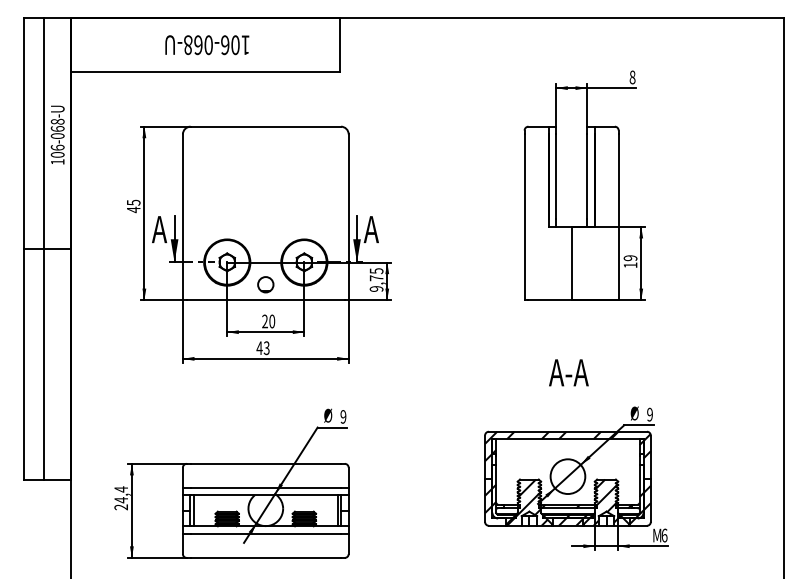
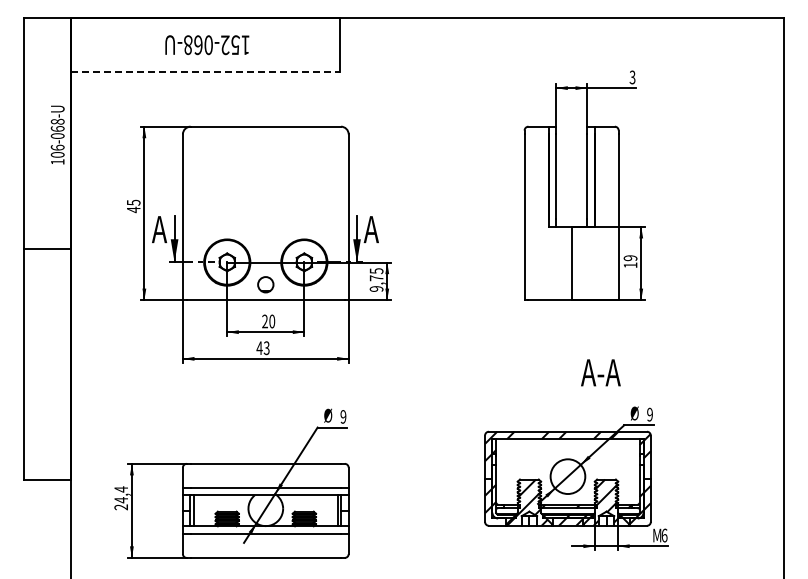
text: 106-068-U -> 152-068-U (230, 45)
line: solid -> dashed (205, 71)
text: 8 -> 3 (632, 77)
line: present -> none (43, 248)
text position: (568, 372) -> (600, 372) (600, 372)
